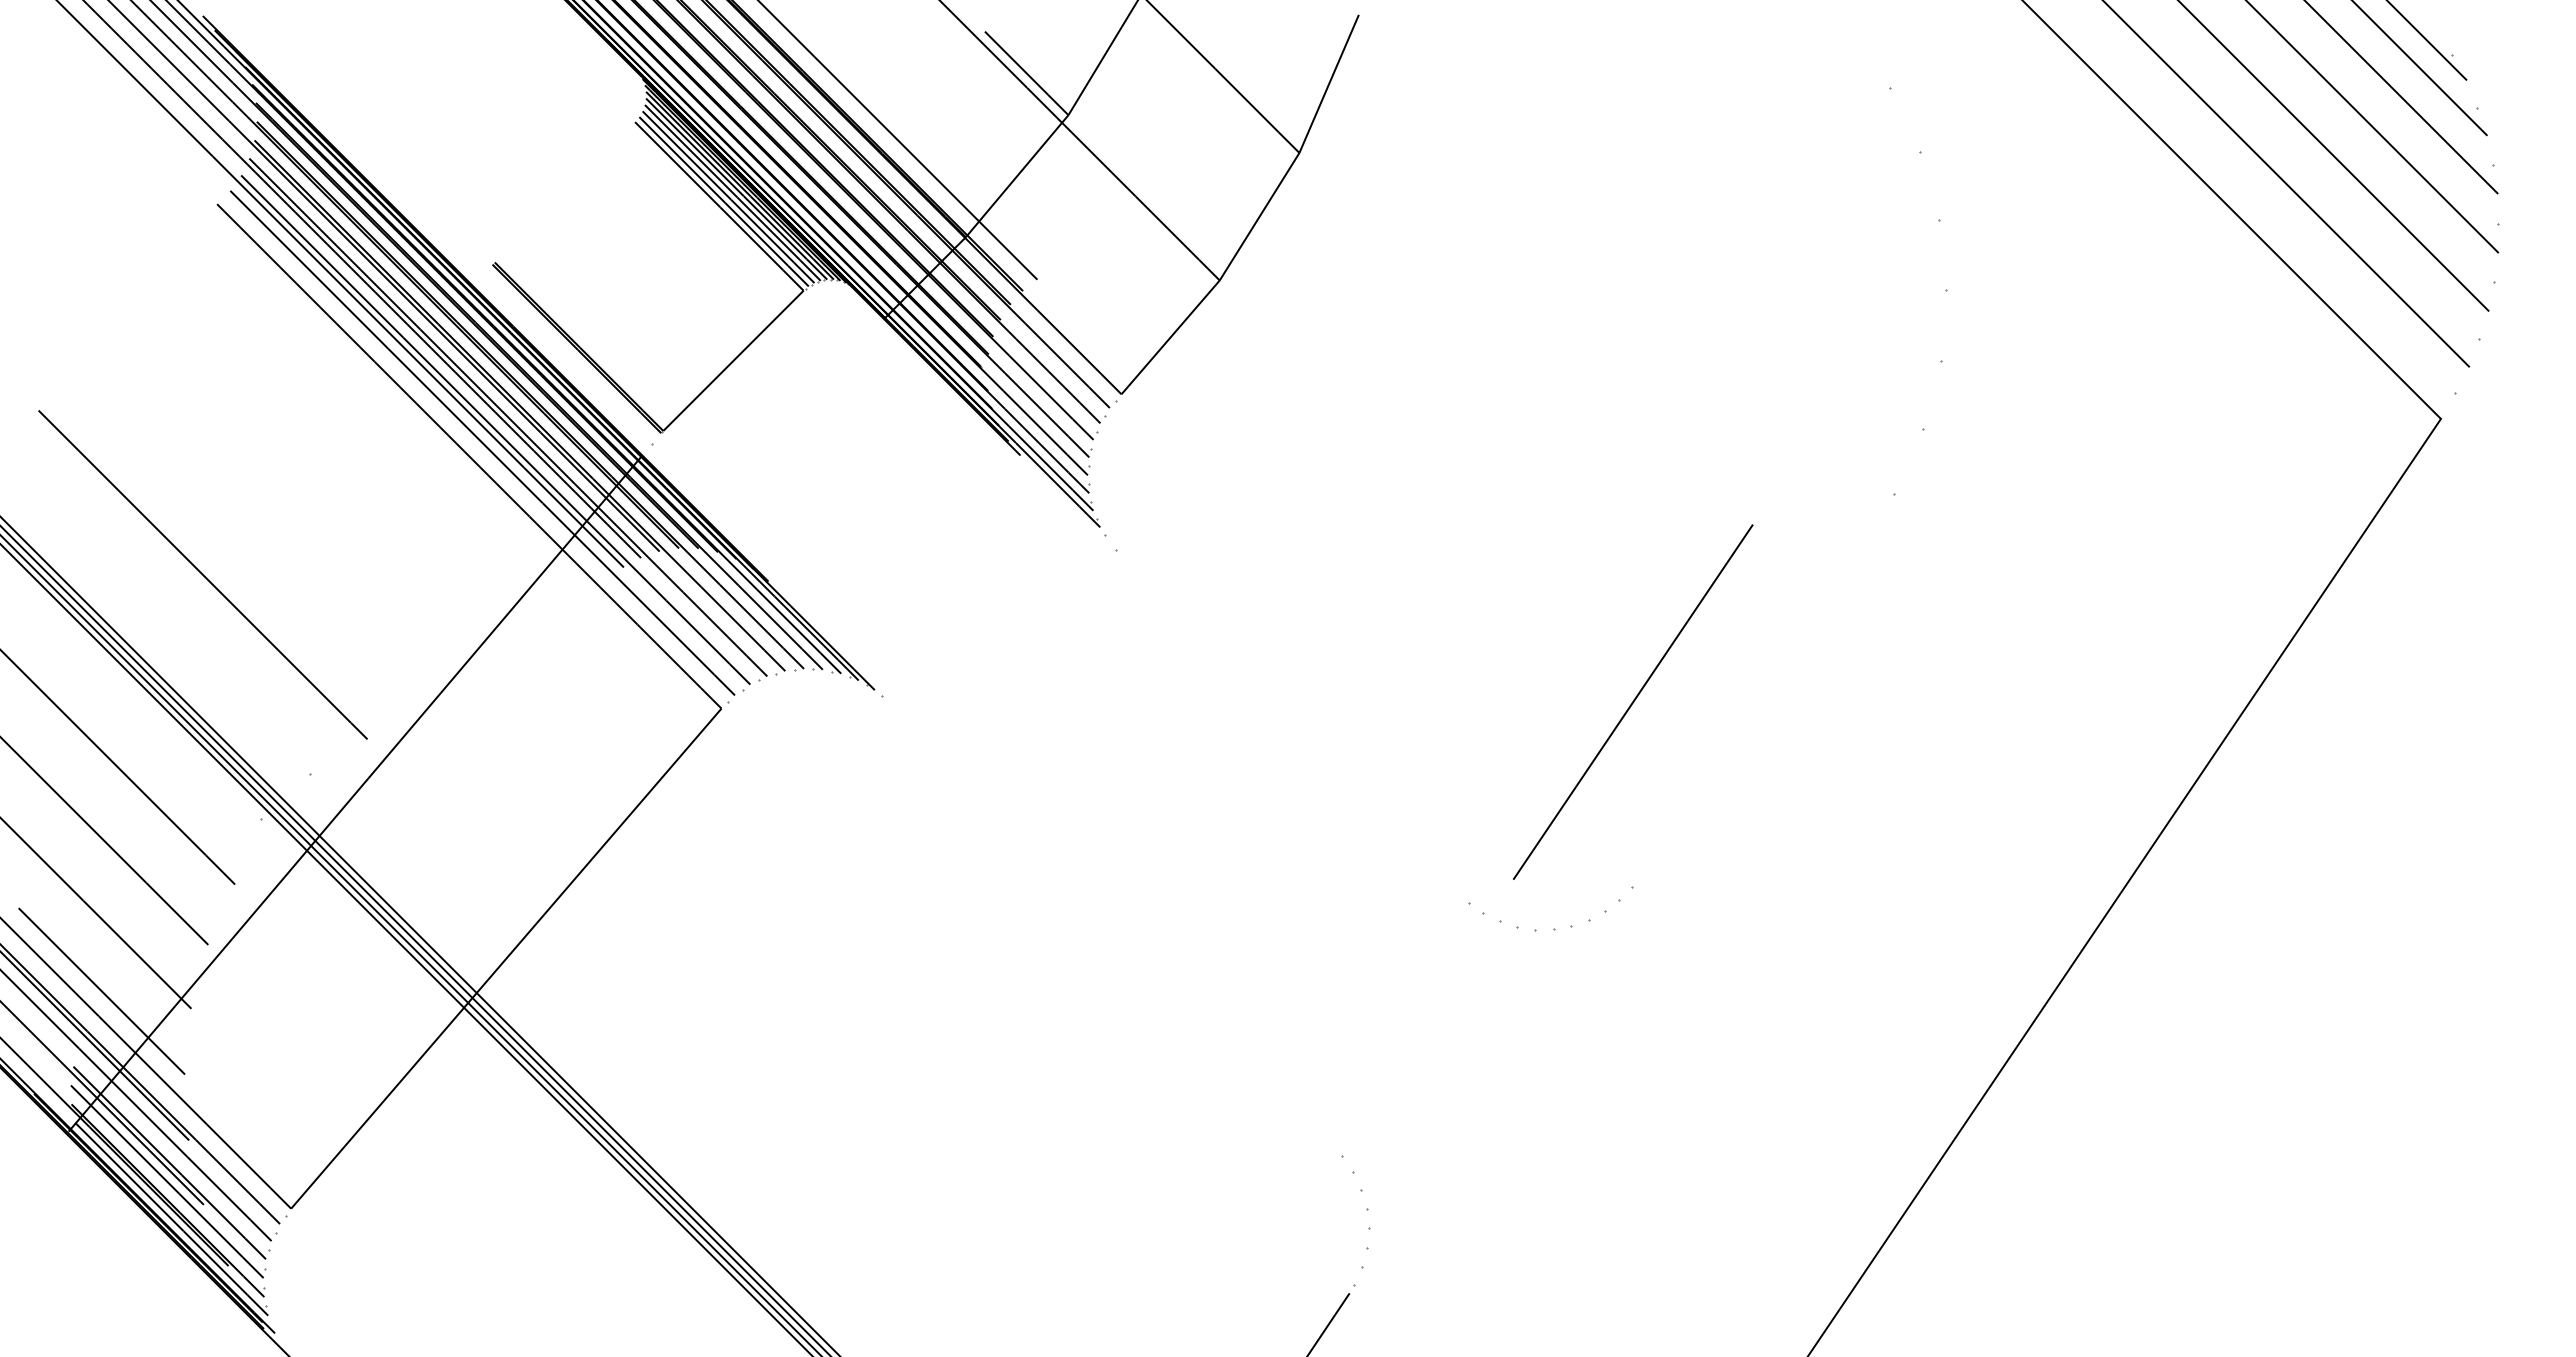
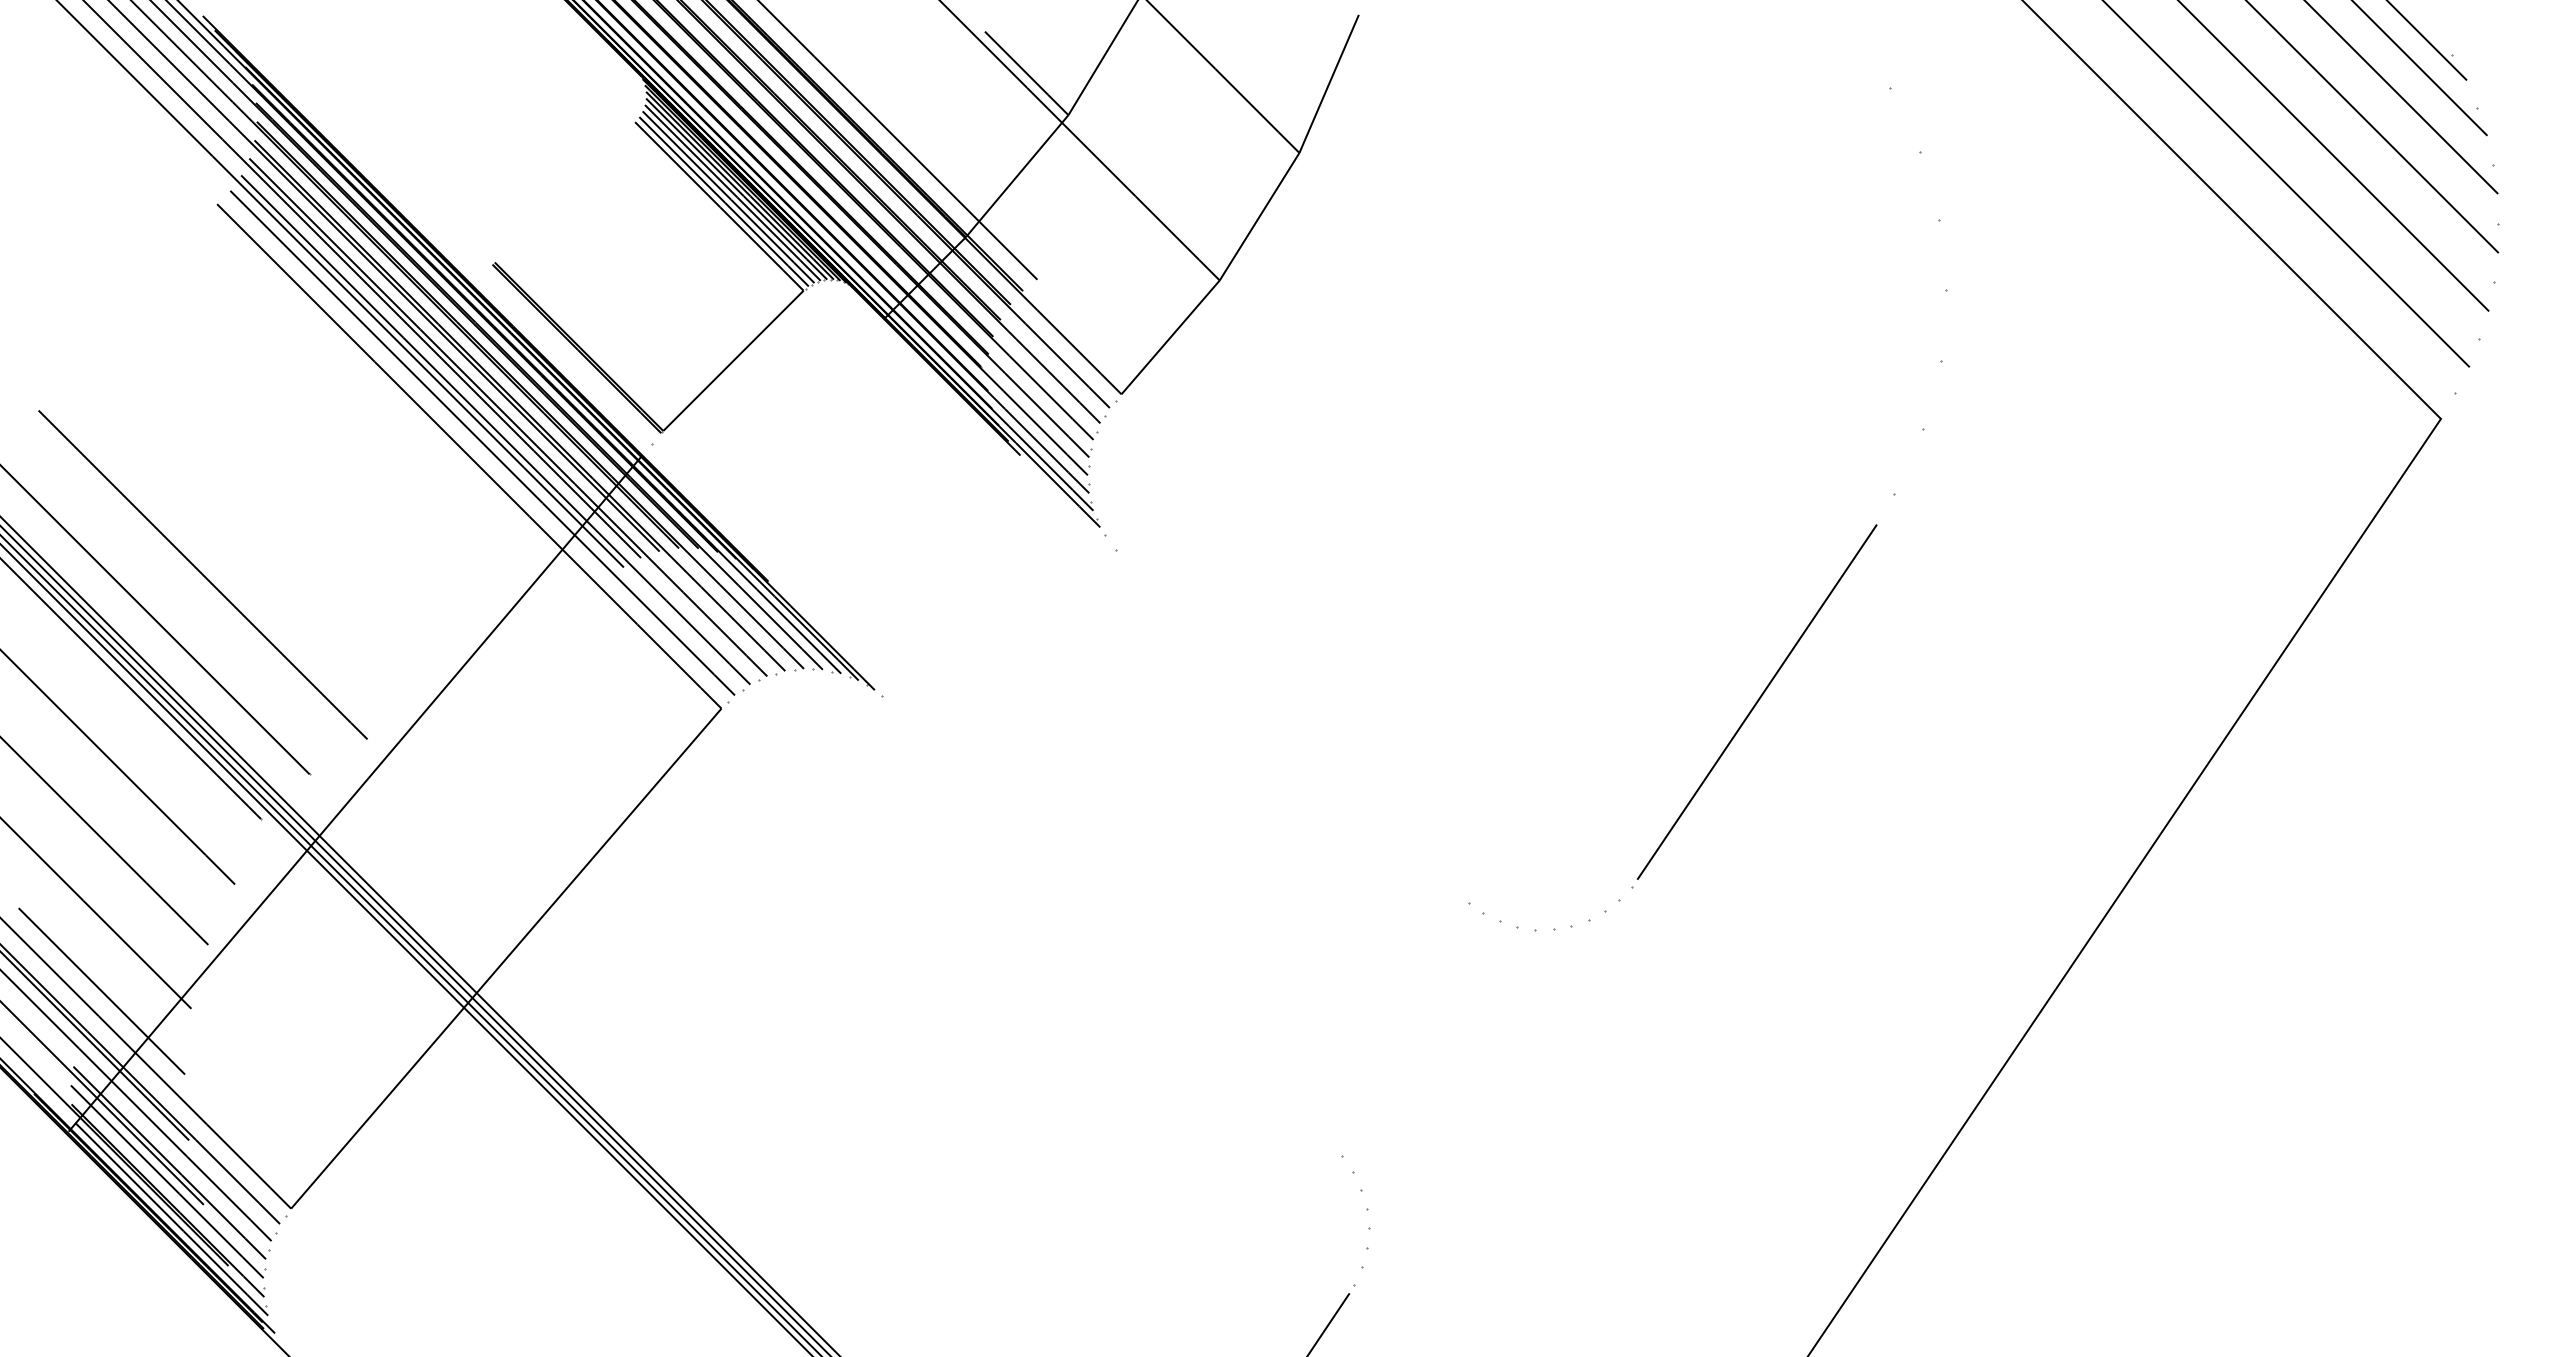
line: none -> present (155, 620)
line: none -> present (131, 689)
line position: (1633, 701) -> (1757, 701) (1757, 701)
